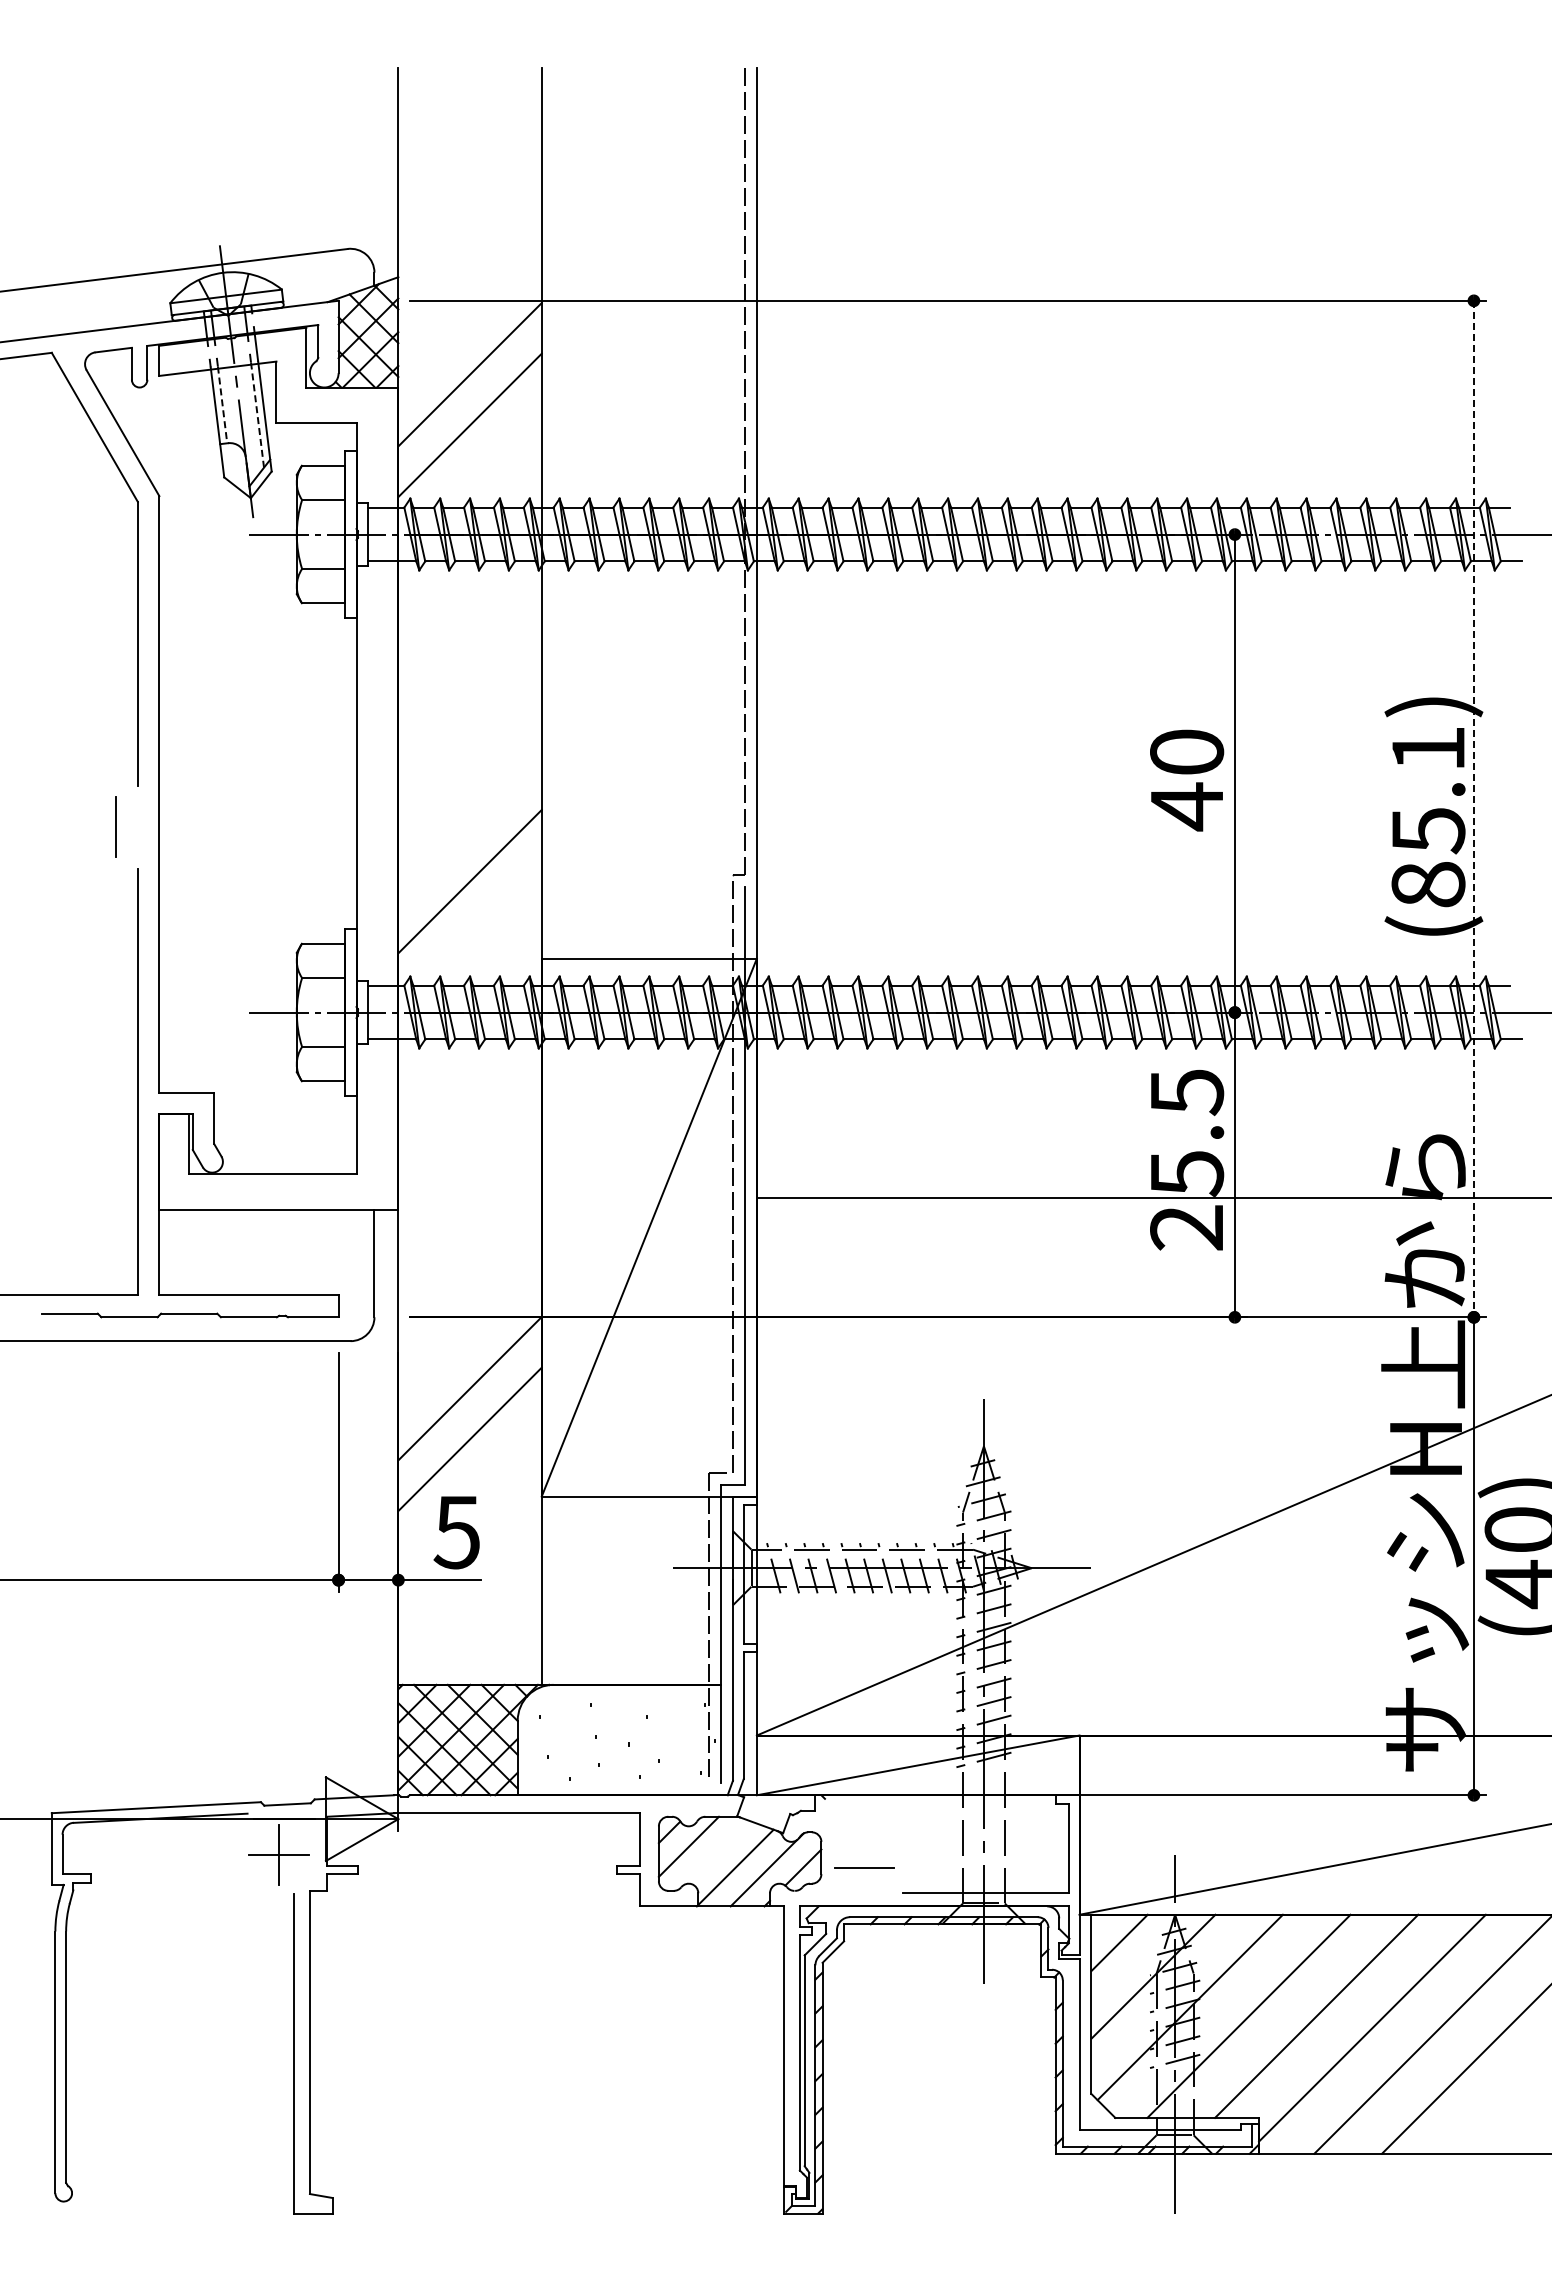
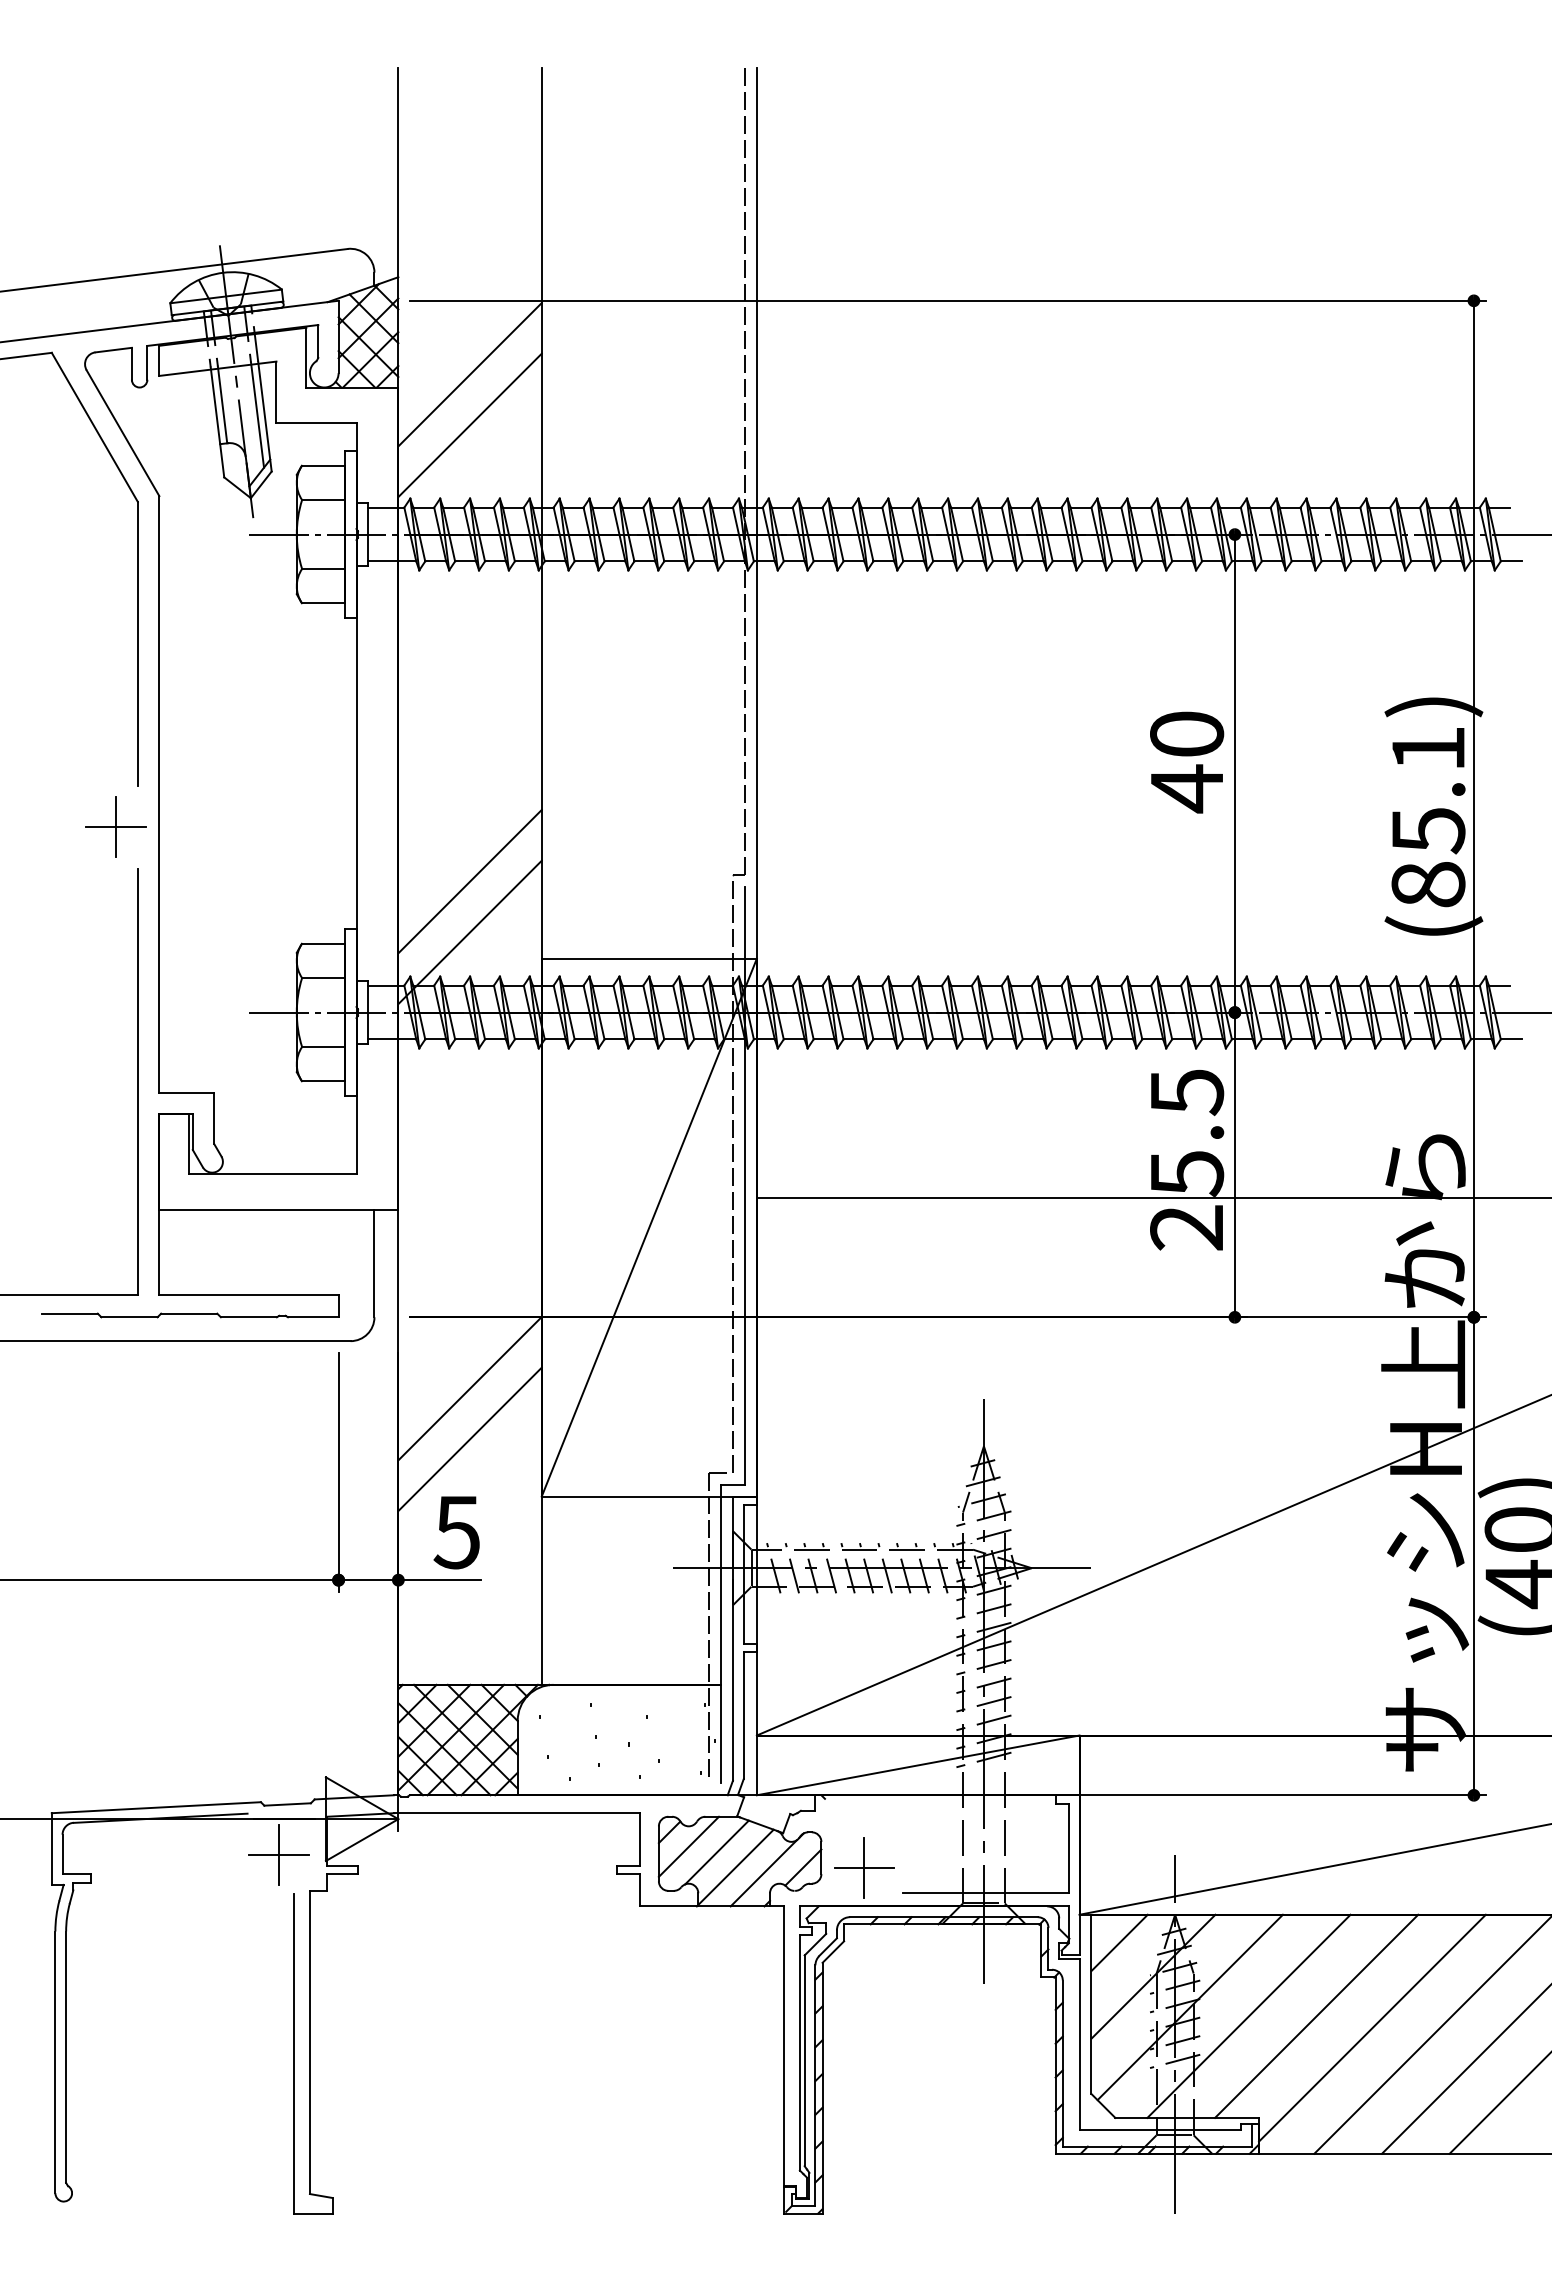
line: dashed -> solid (222, 404)
line: dashed -> solid (257, 415)
text position: (1187, 780) -> (1187, 762) (1187, 762)
line: dashed -> solid (1473, 809)
line: none -> present (116, 827)
line: none -> present (469, 932)
line: none -> present (716, 1852)
line: none -> present (864, 1868)
line: none -> present (1498, 2103)
